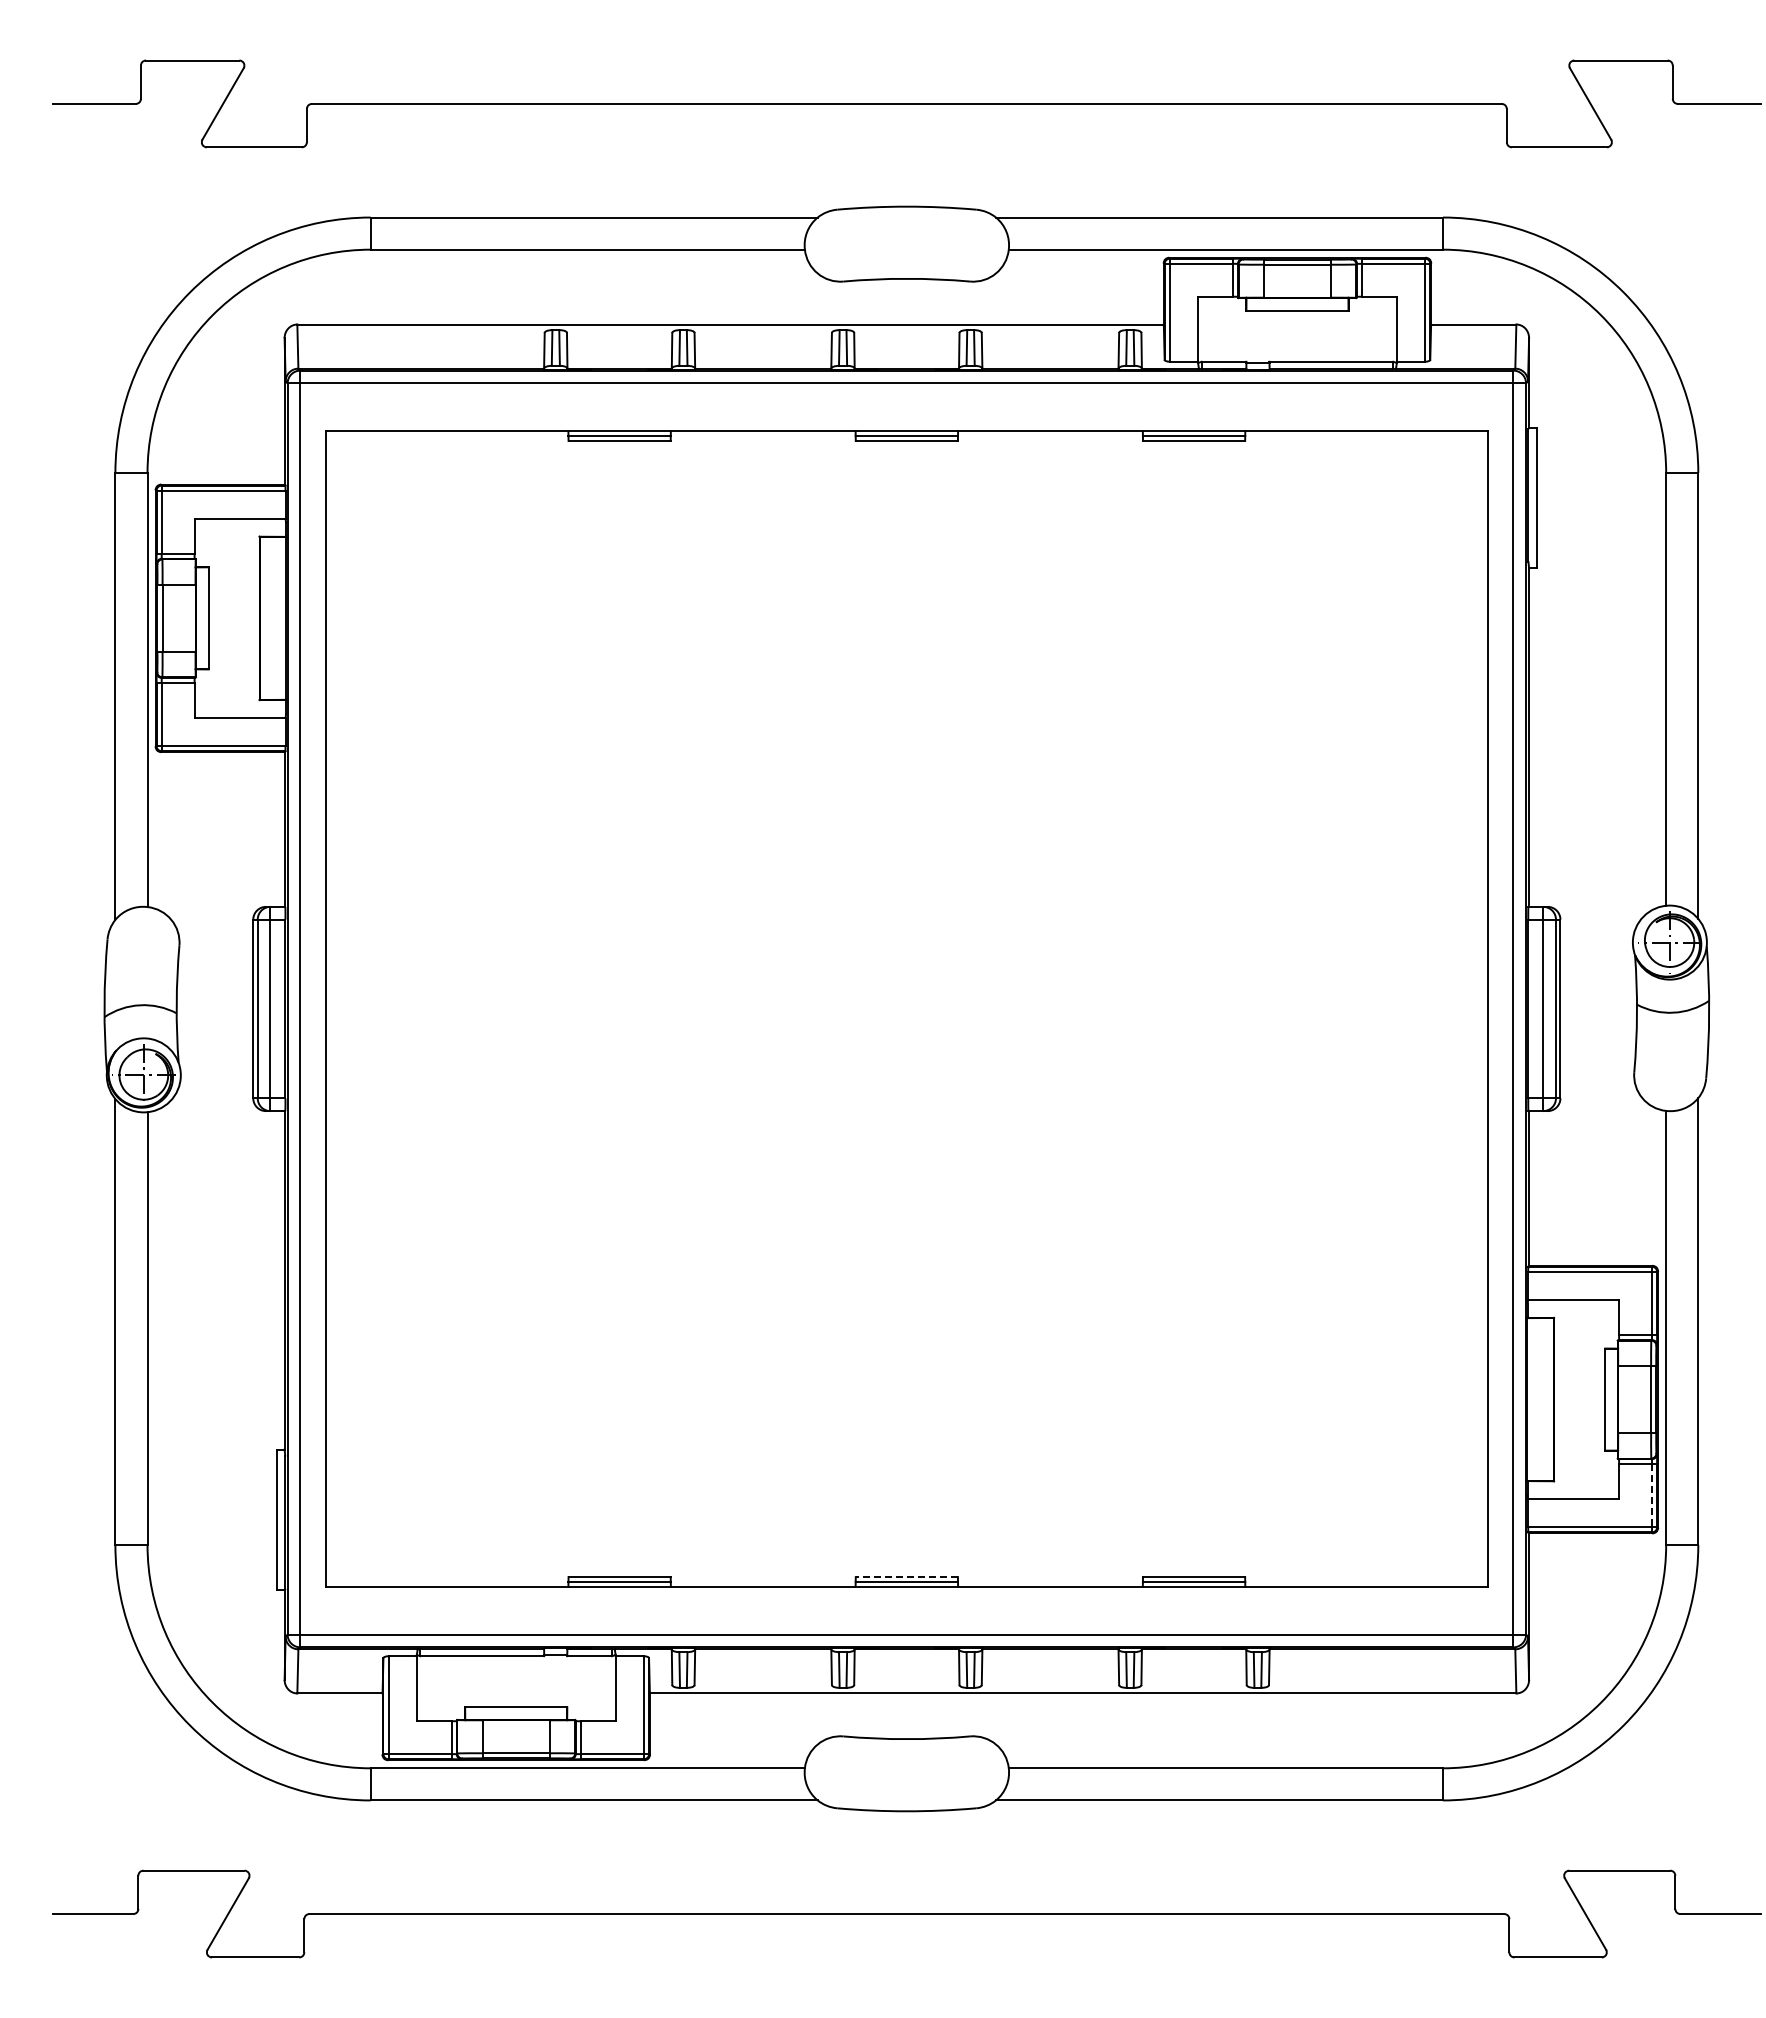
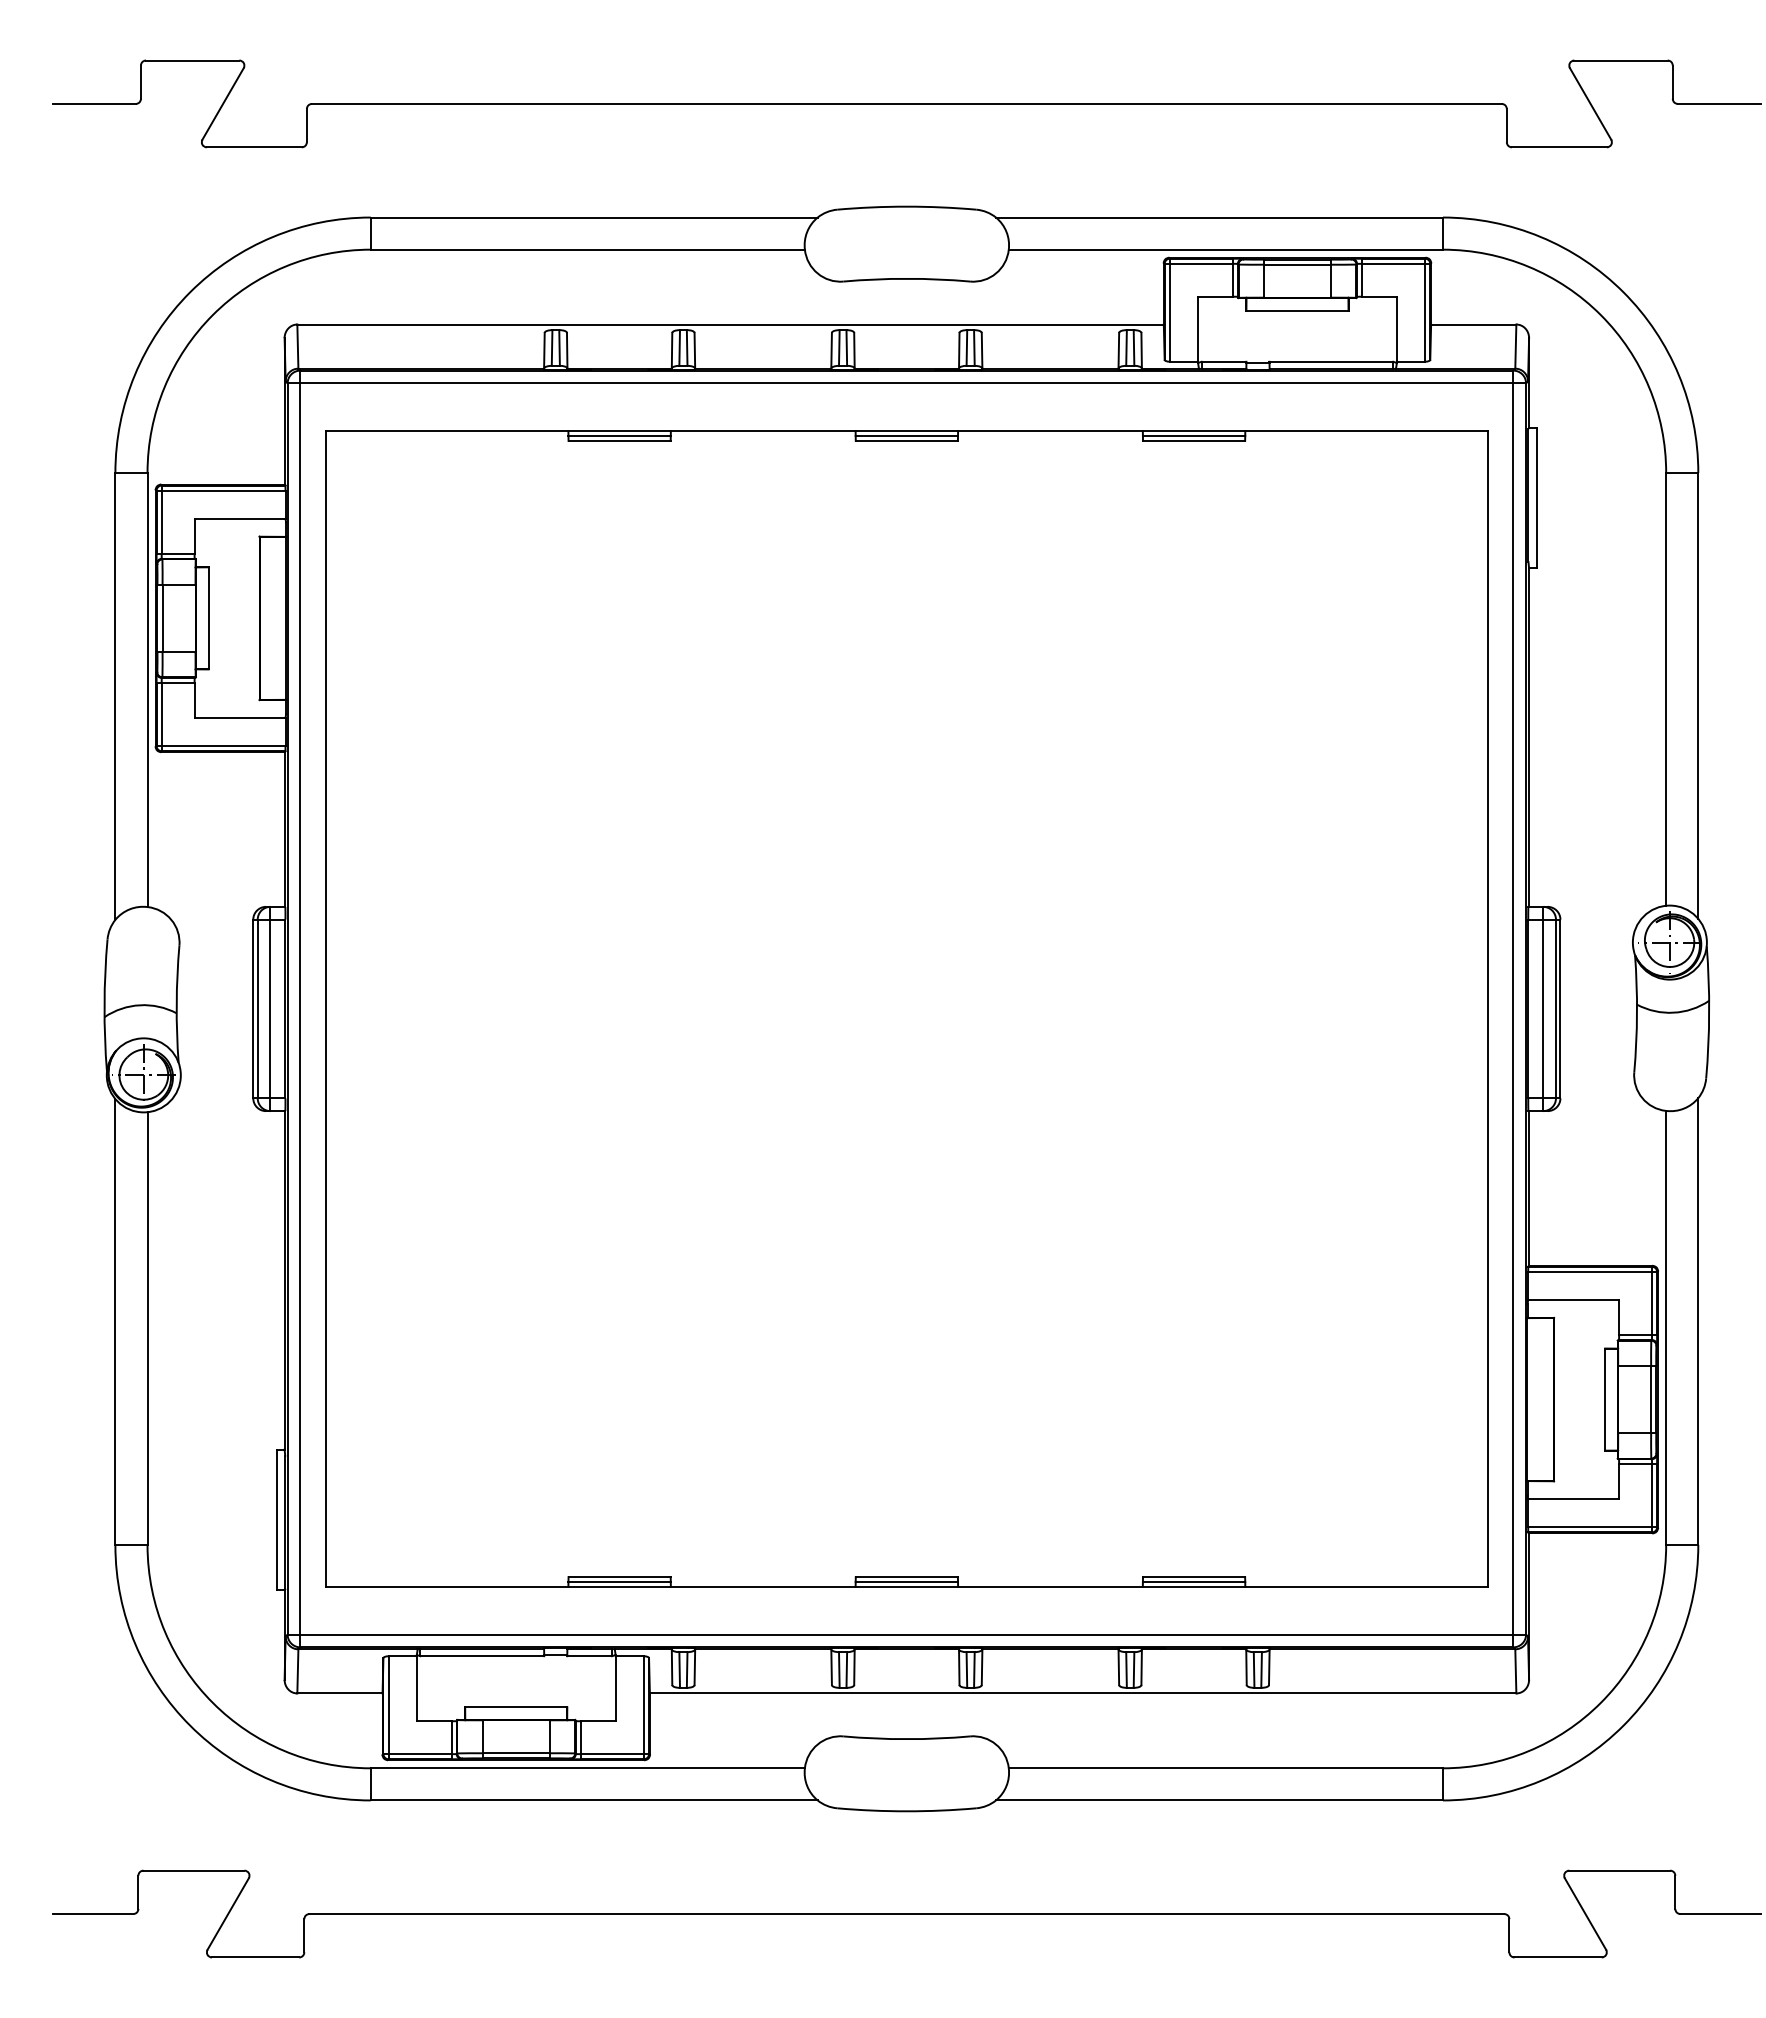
line: dashed -> solid (1652, 1495)
line: dashed -> solid (906, 1577)
